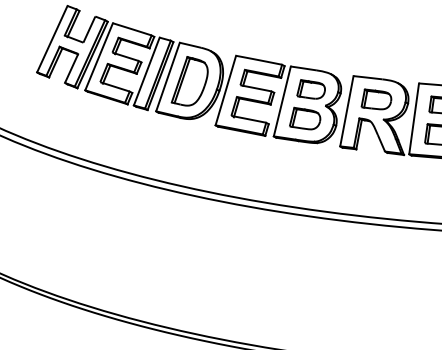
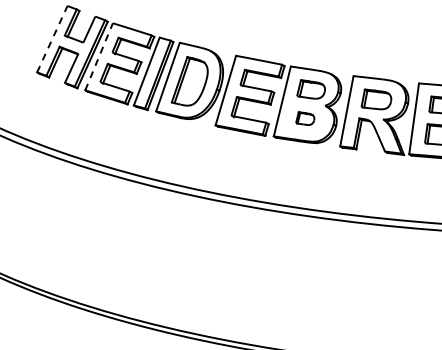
line: solid -> dashed (52, 39)
line: solid -> dashed (99, 56)
part size: 33x25 px -> 21x15 px (305, 118)
